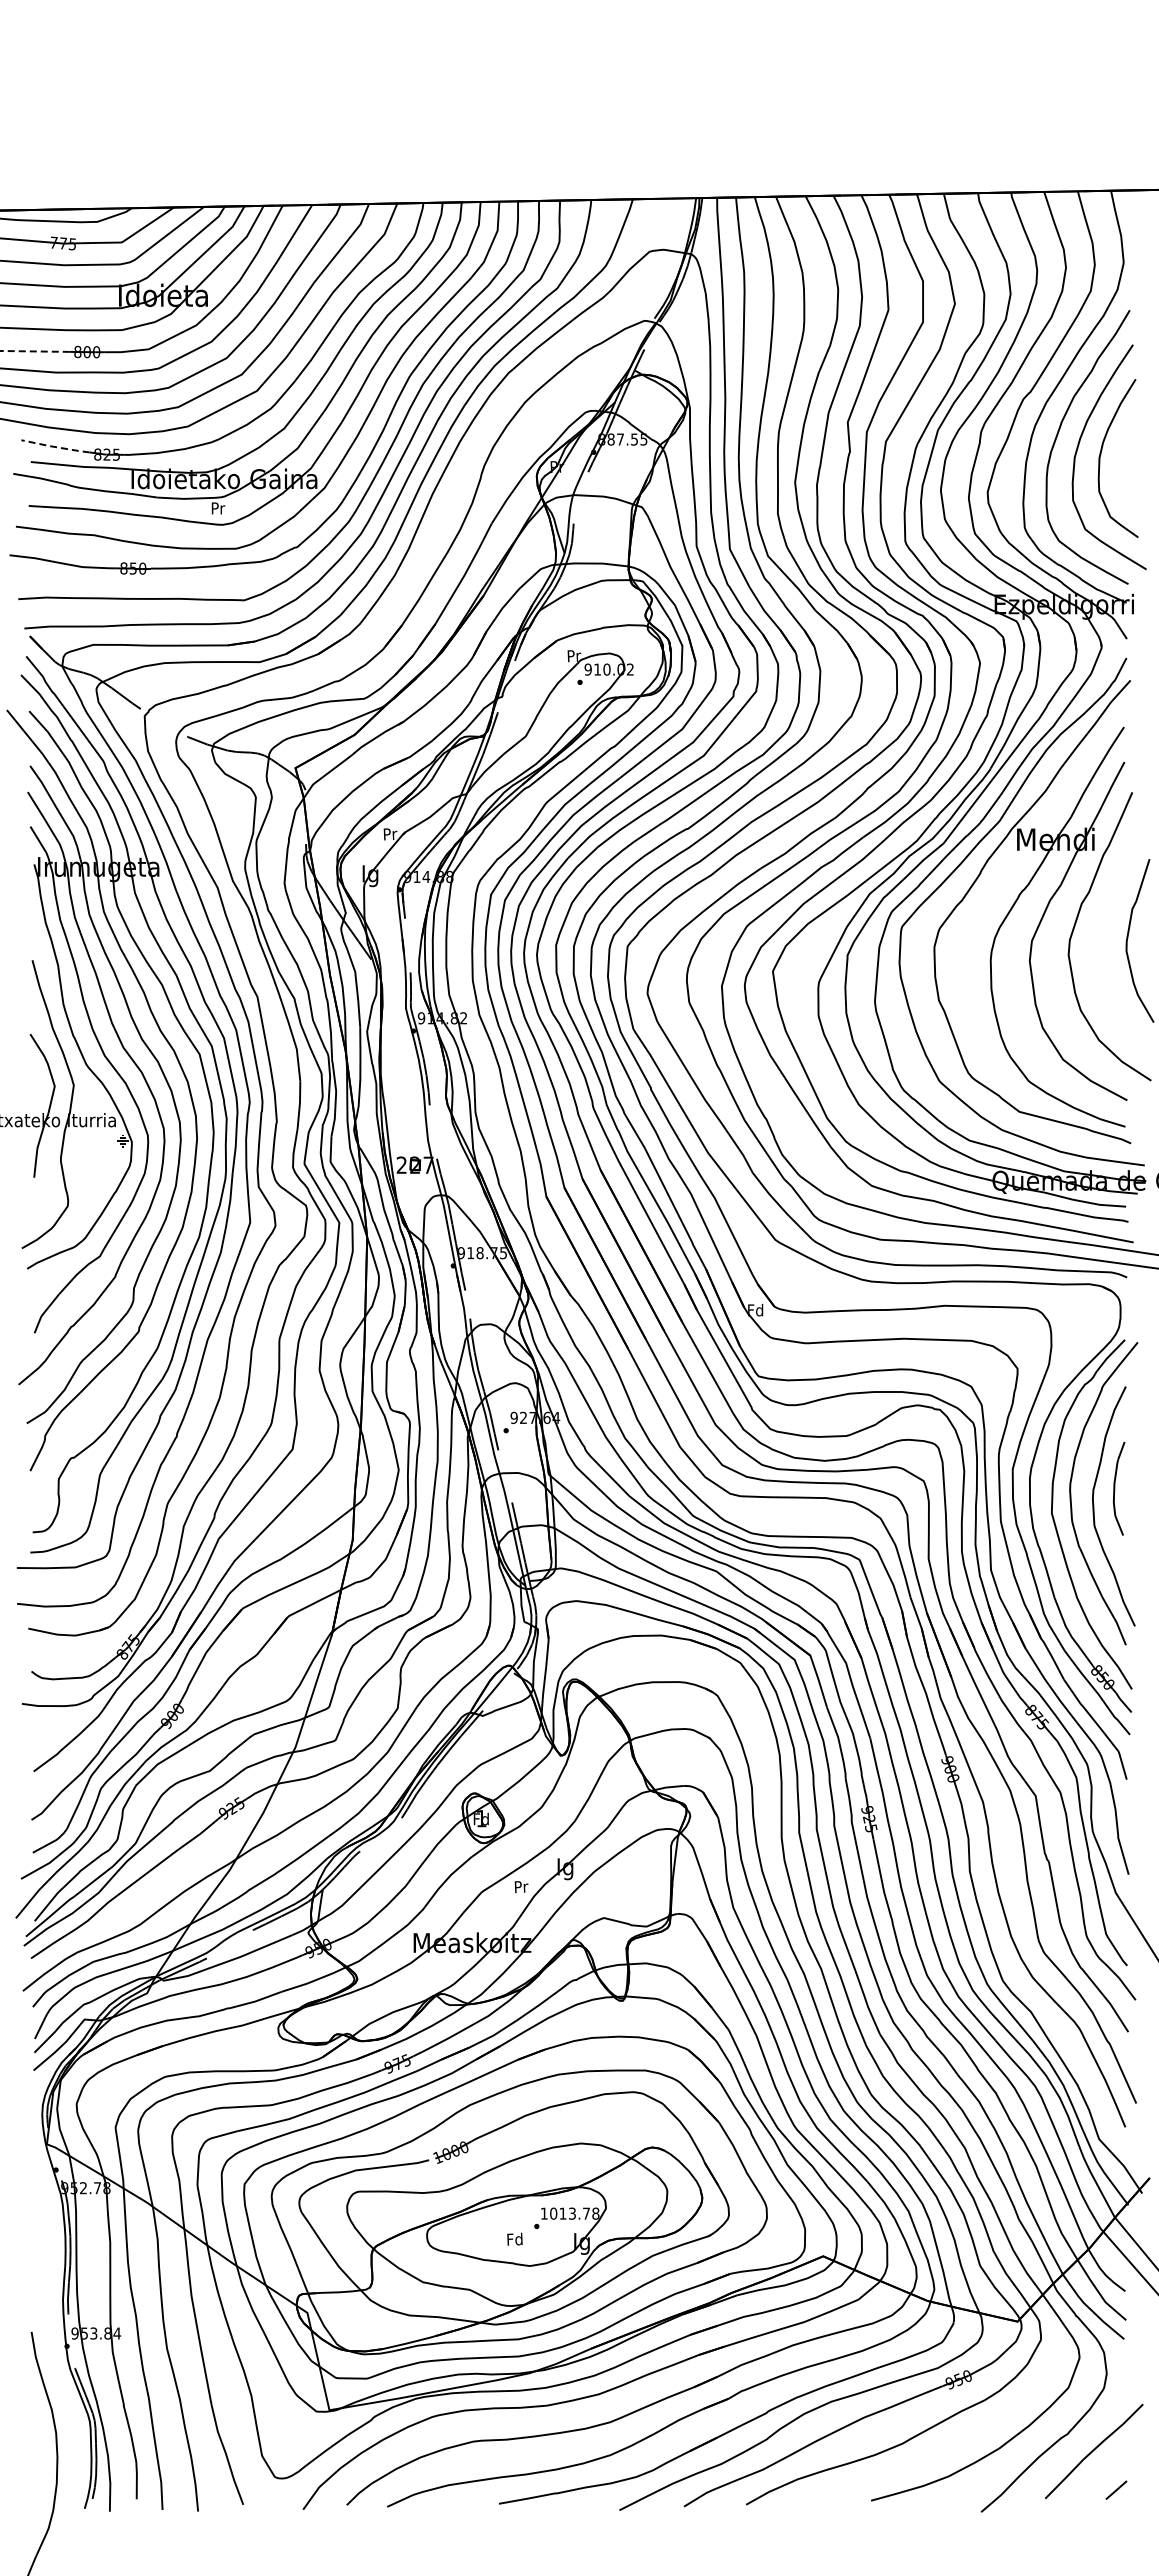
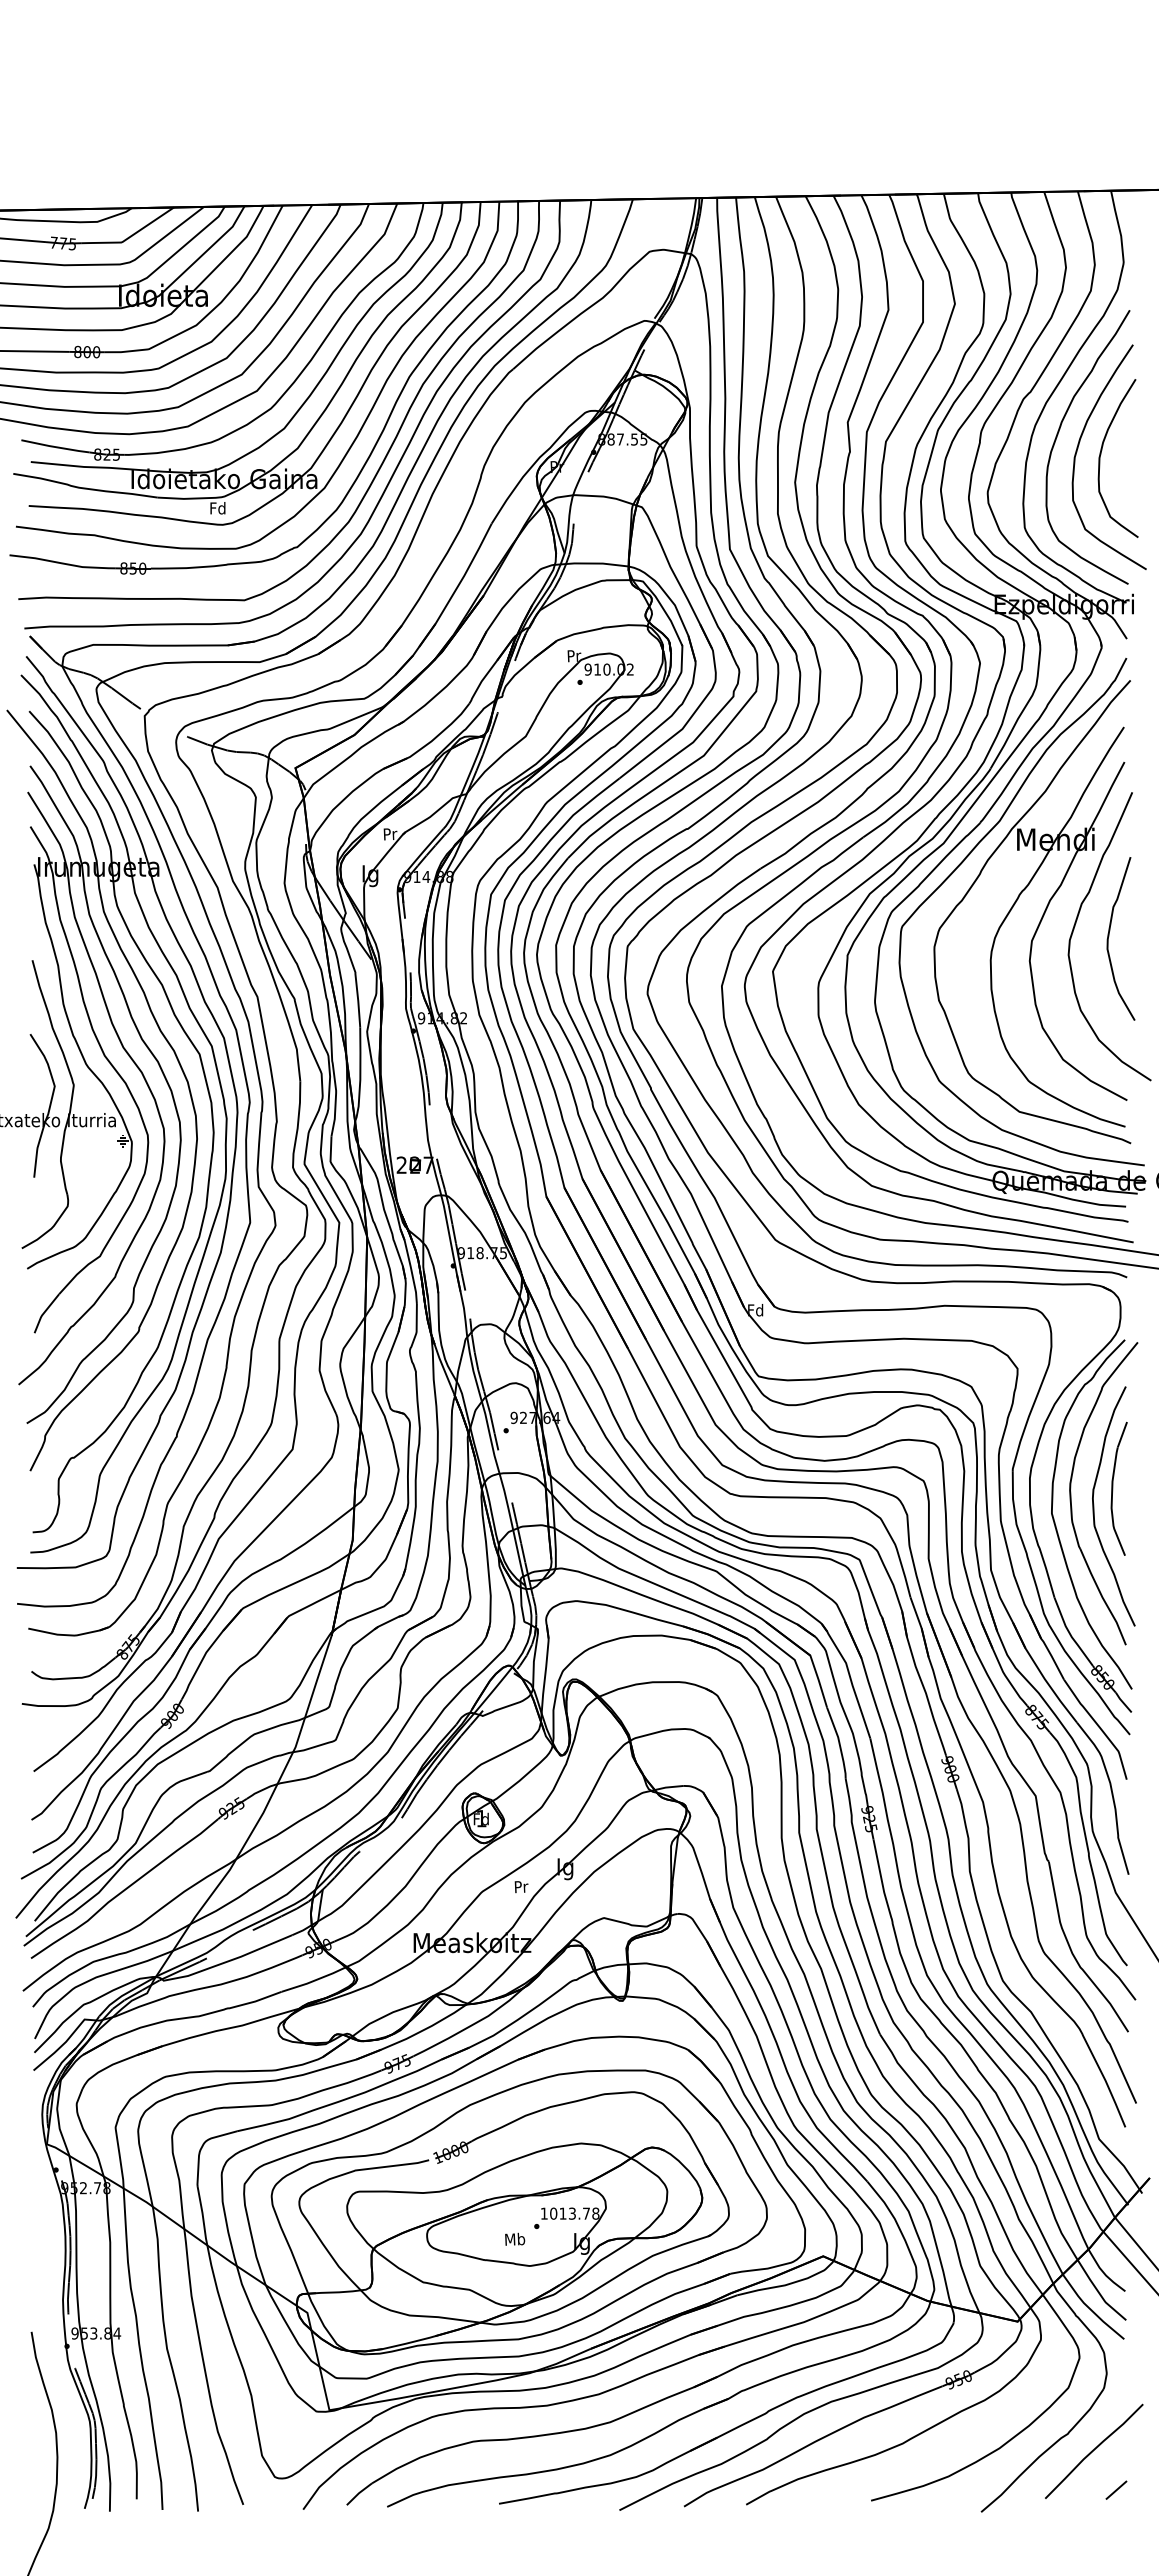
line: dashed -> solid (35, 351)
line: dashed -> solid (55, 447)
text: Pr -> Fd (217, 508)
curve position: (1128, 938) -> (1109, 936) (1109, 936)
part size: 14x94 px -> 18x135 px (1118, 1488)
text: Fd -> Mb (515, 2238)
